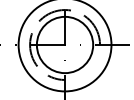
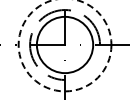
circle: solid -> dashed (64, 45)
